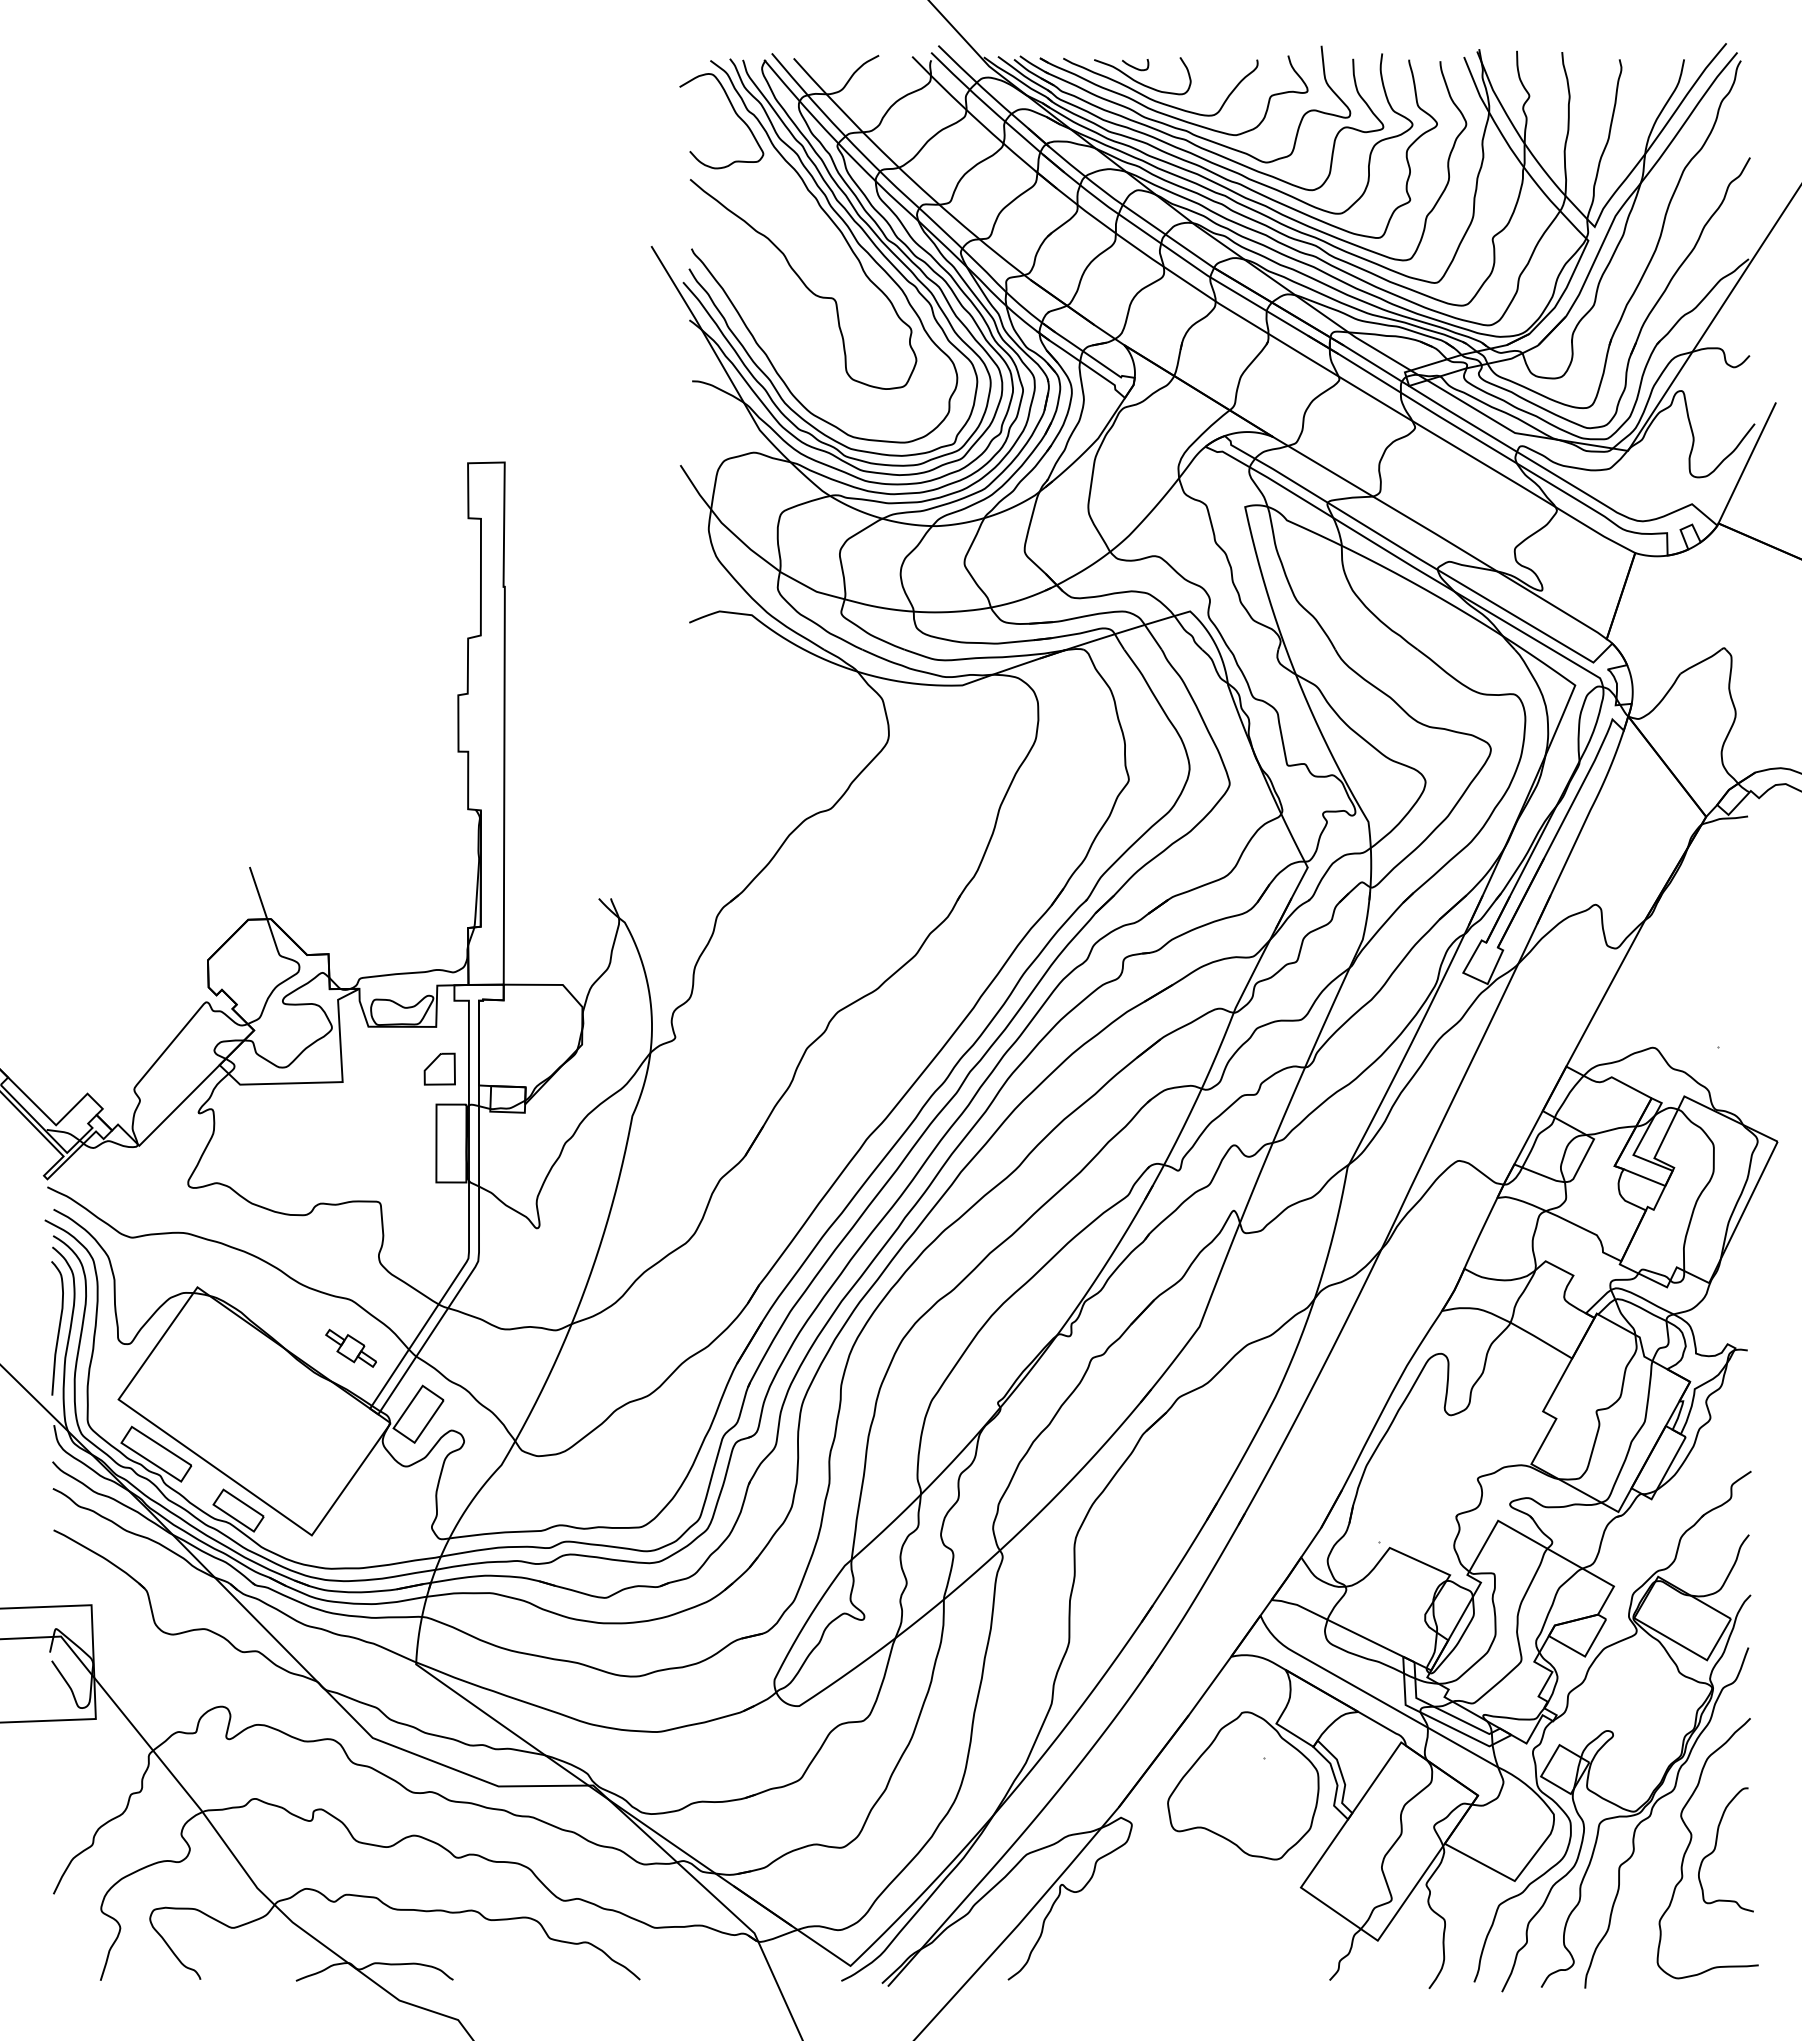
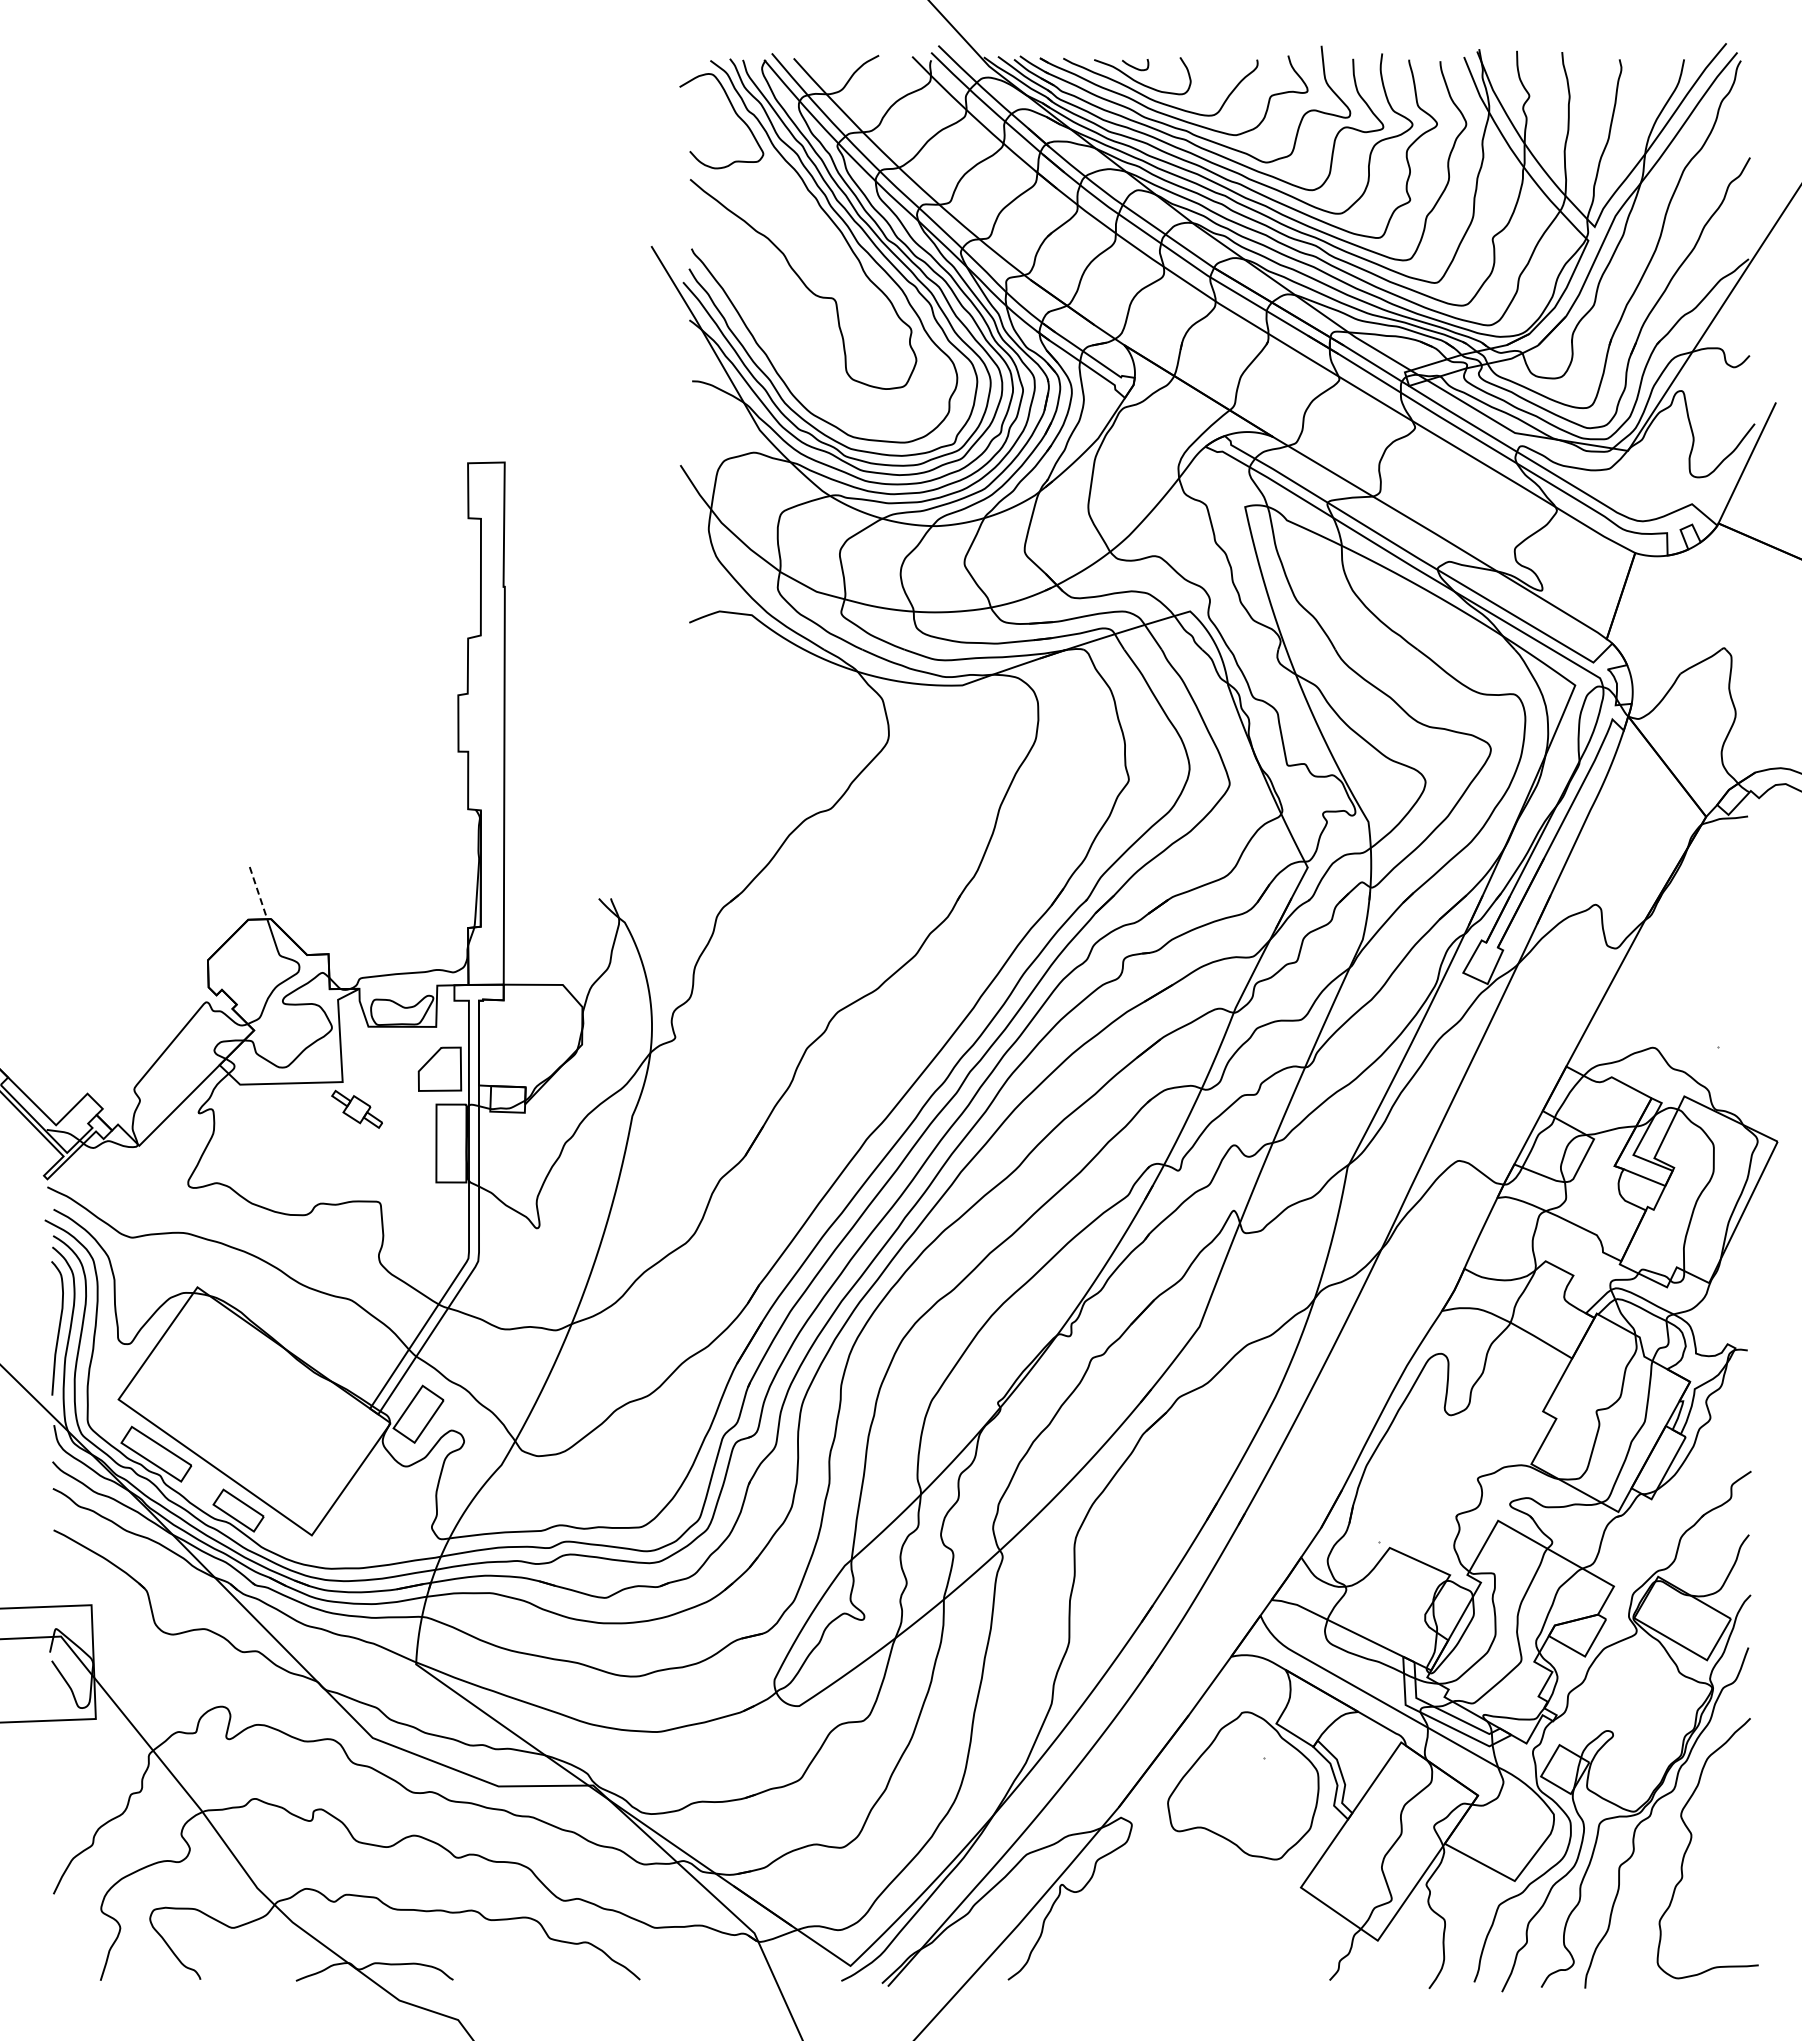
line: solid -> dashed (258, 893)
part size: 33x34 px -> 46x46 px (439, 1068)
part position: (350, 1347) -> (356, 1108) (356, 1108)
curve: present -> none (1716, 1847)
